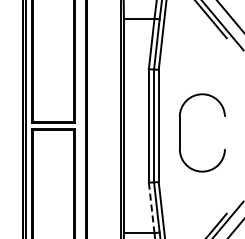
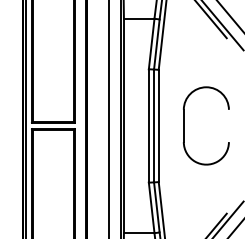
line: none -> present (109, 118)
part position: (180, 132) -> (184, 125) (184, 125)
line: dashed -> solid (151, 208)
